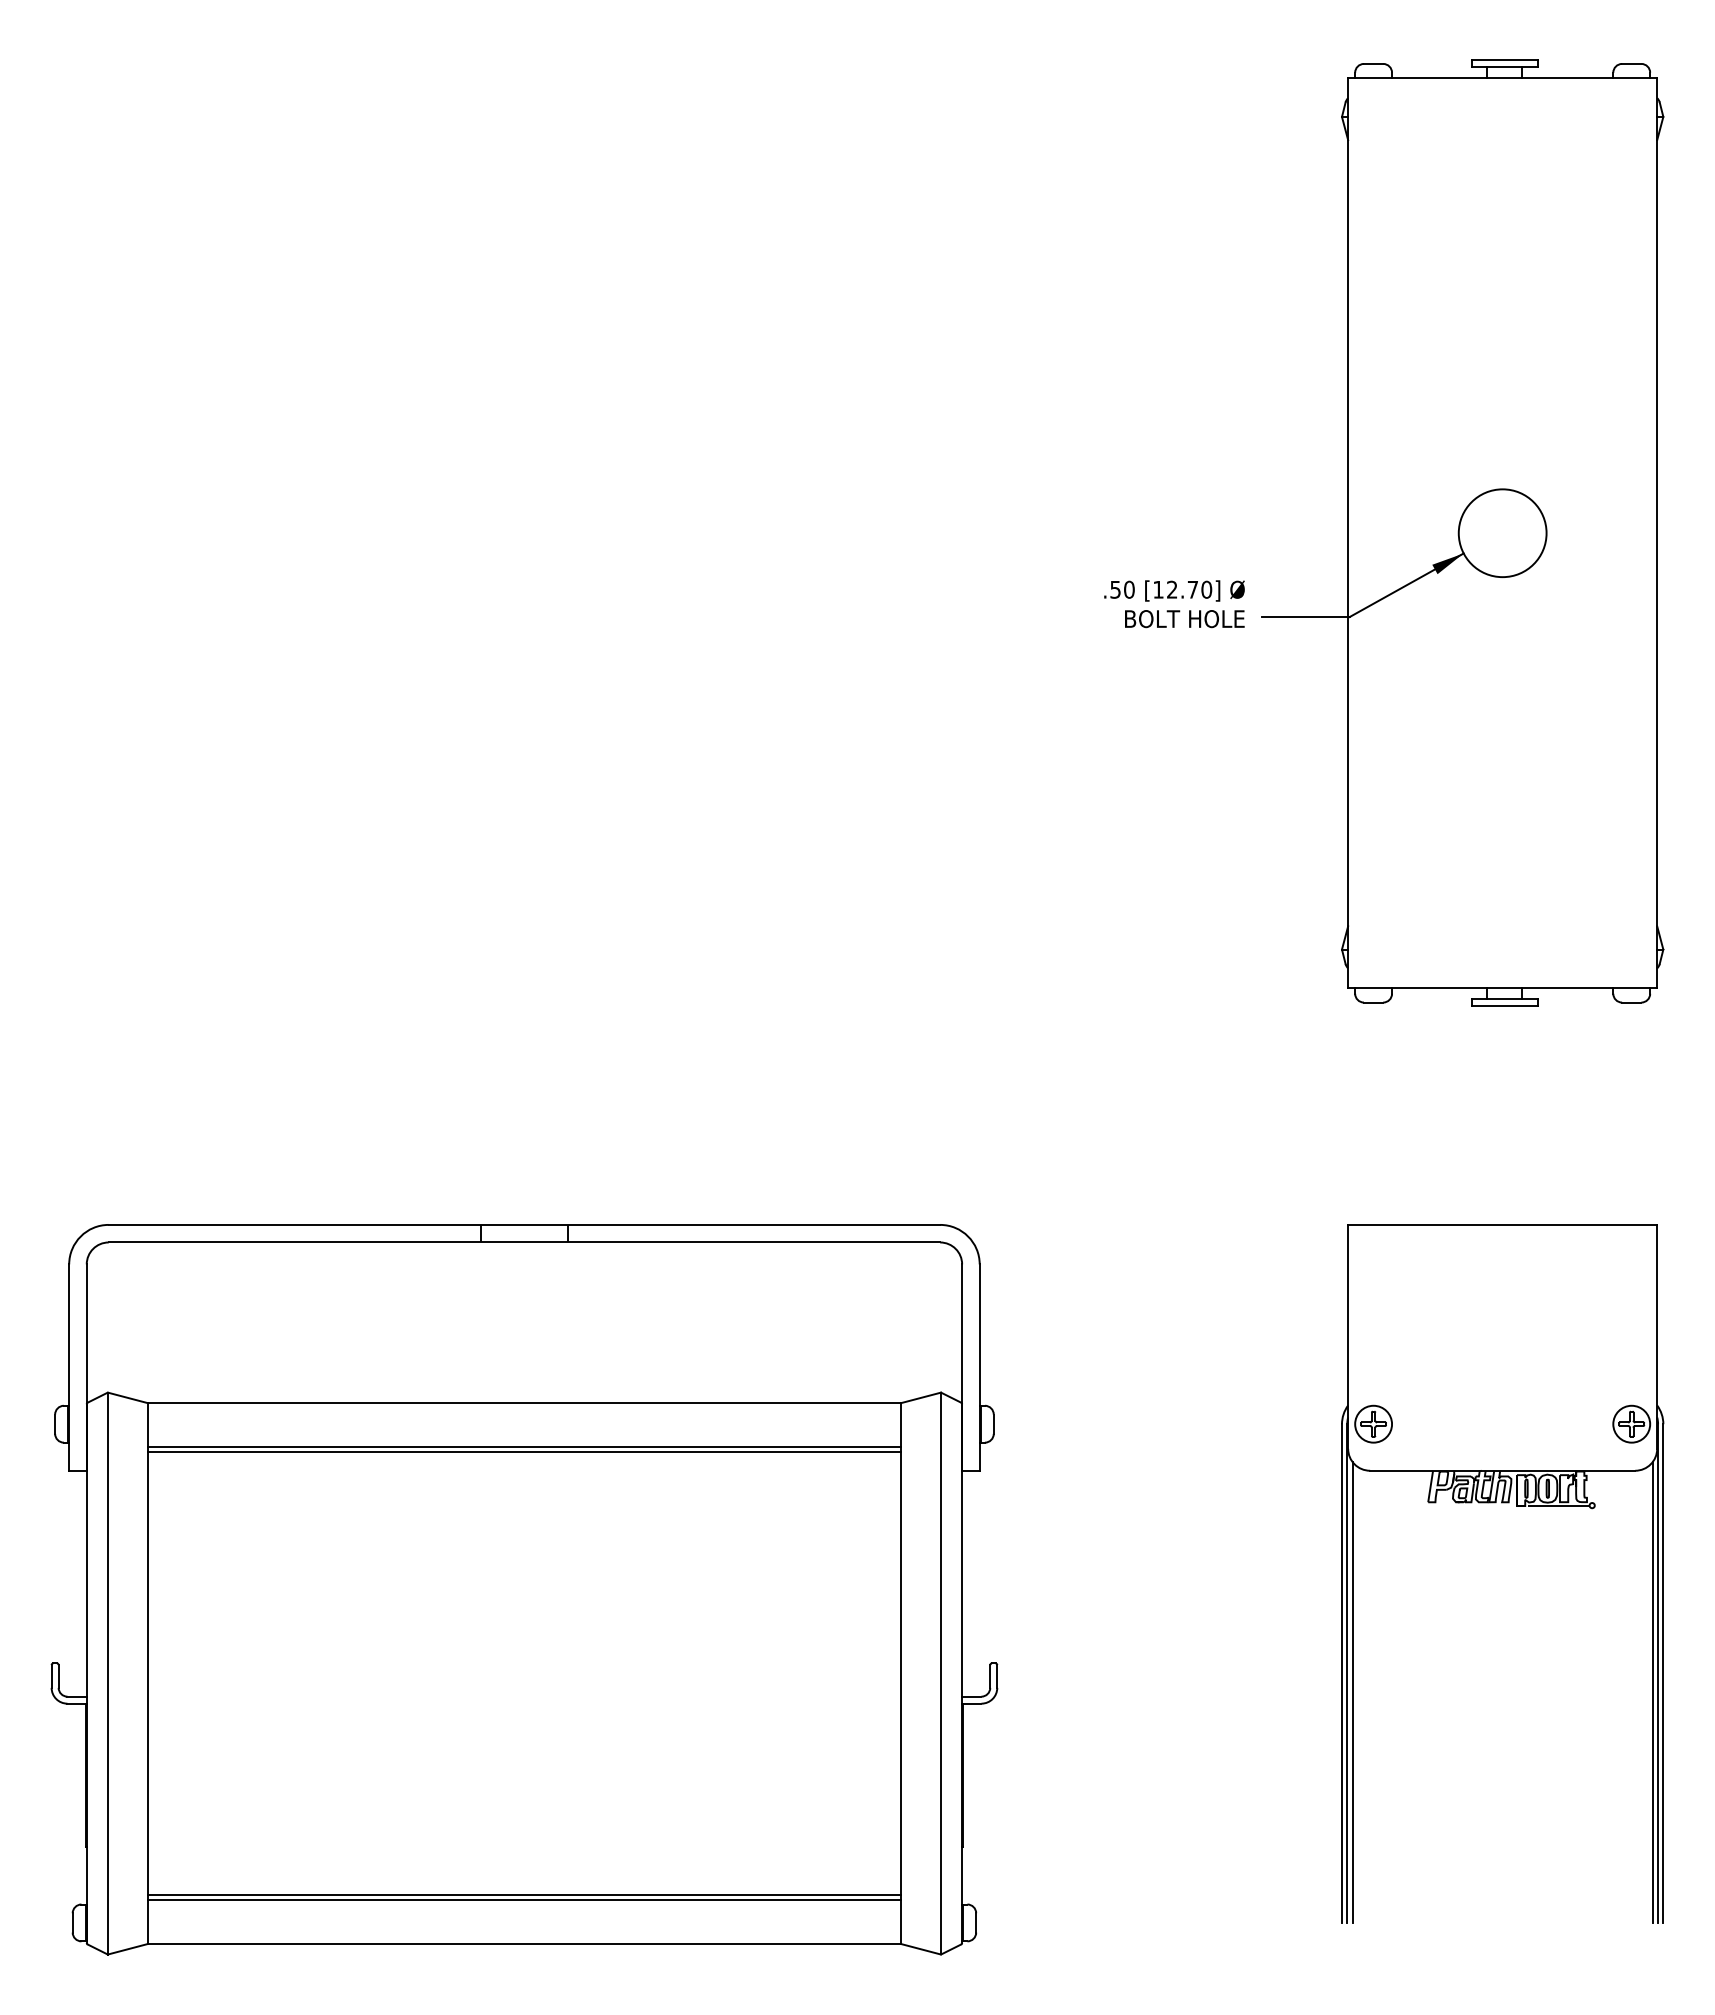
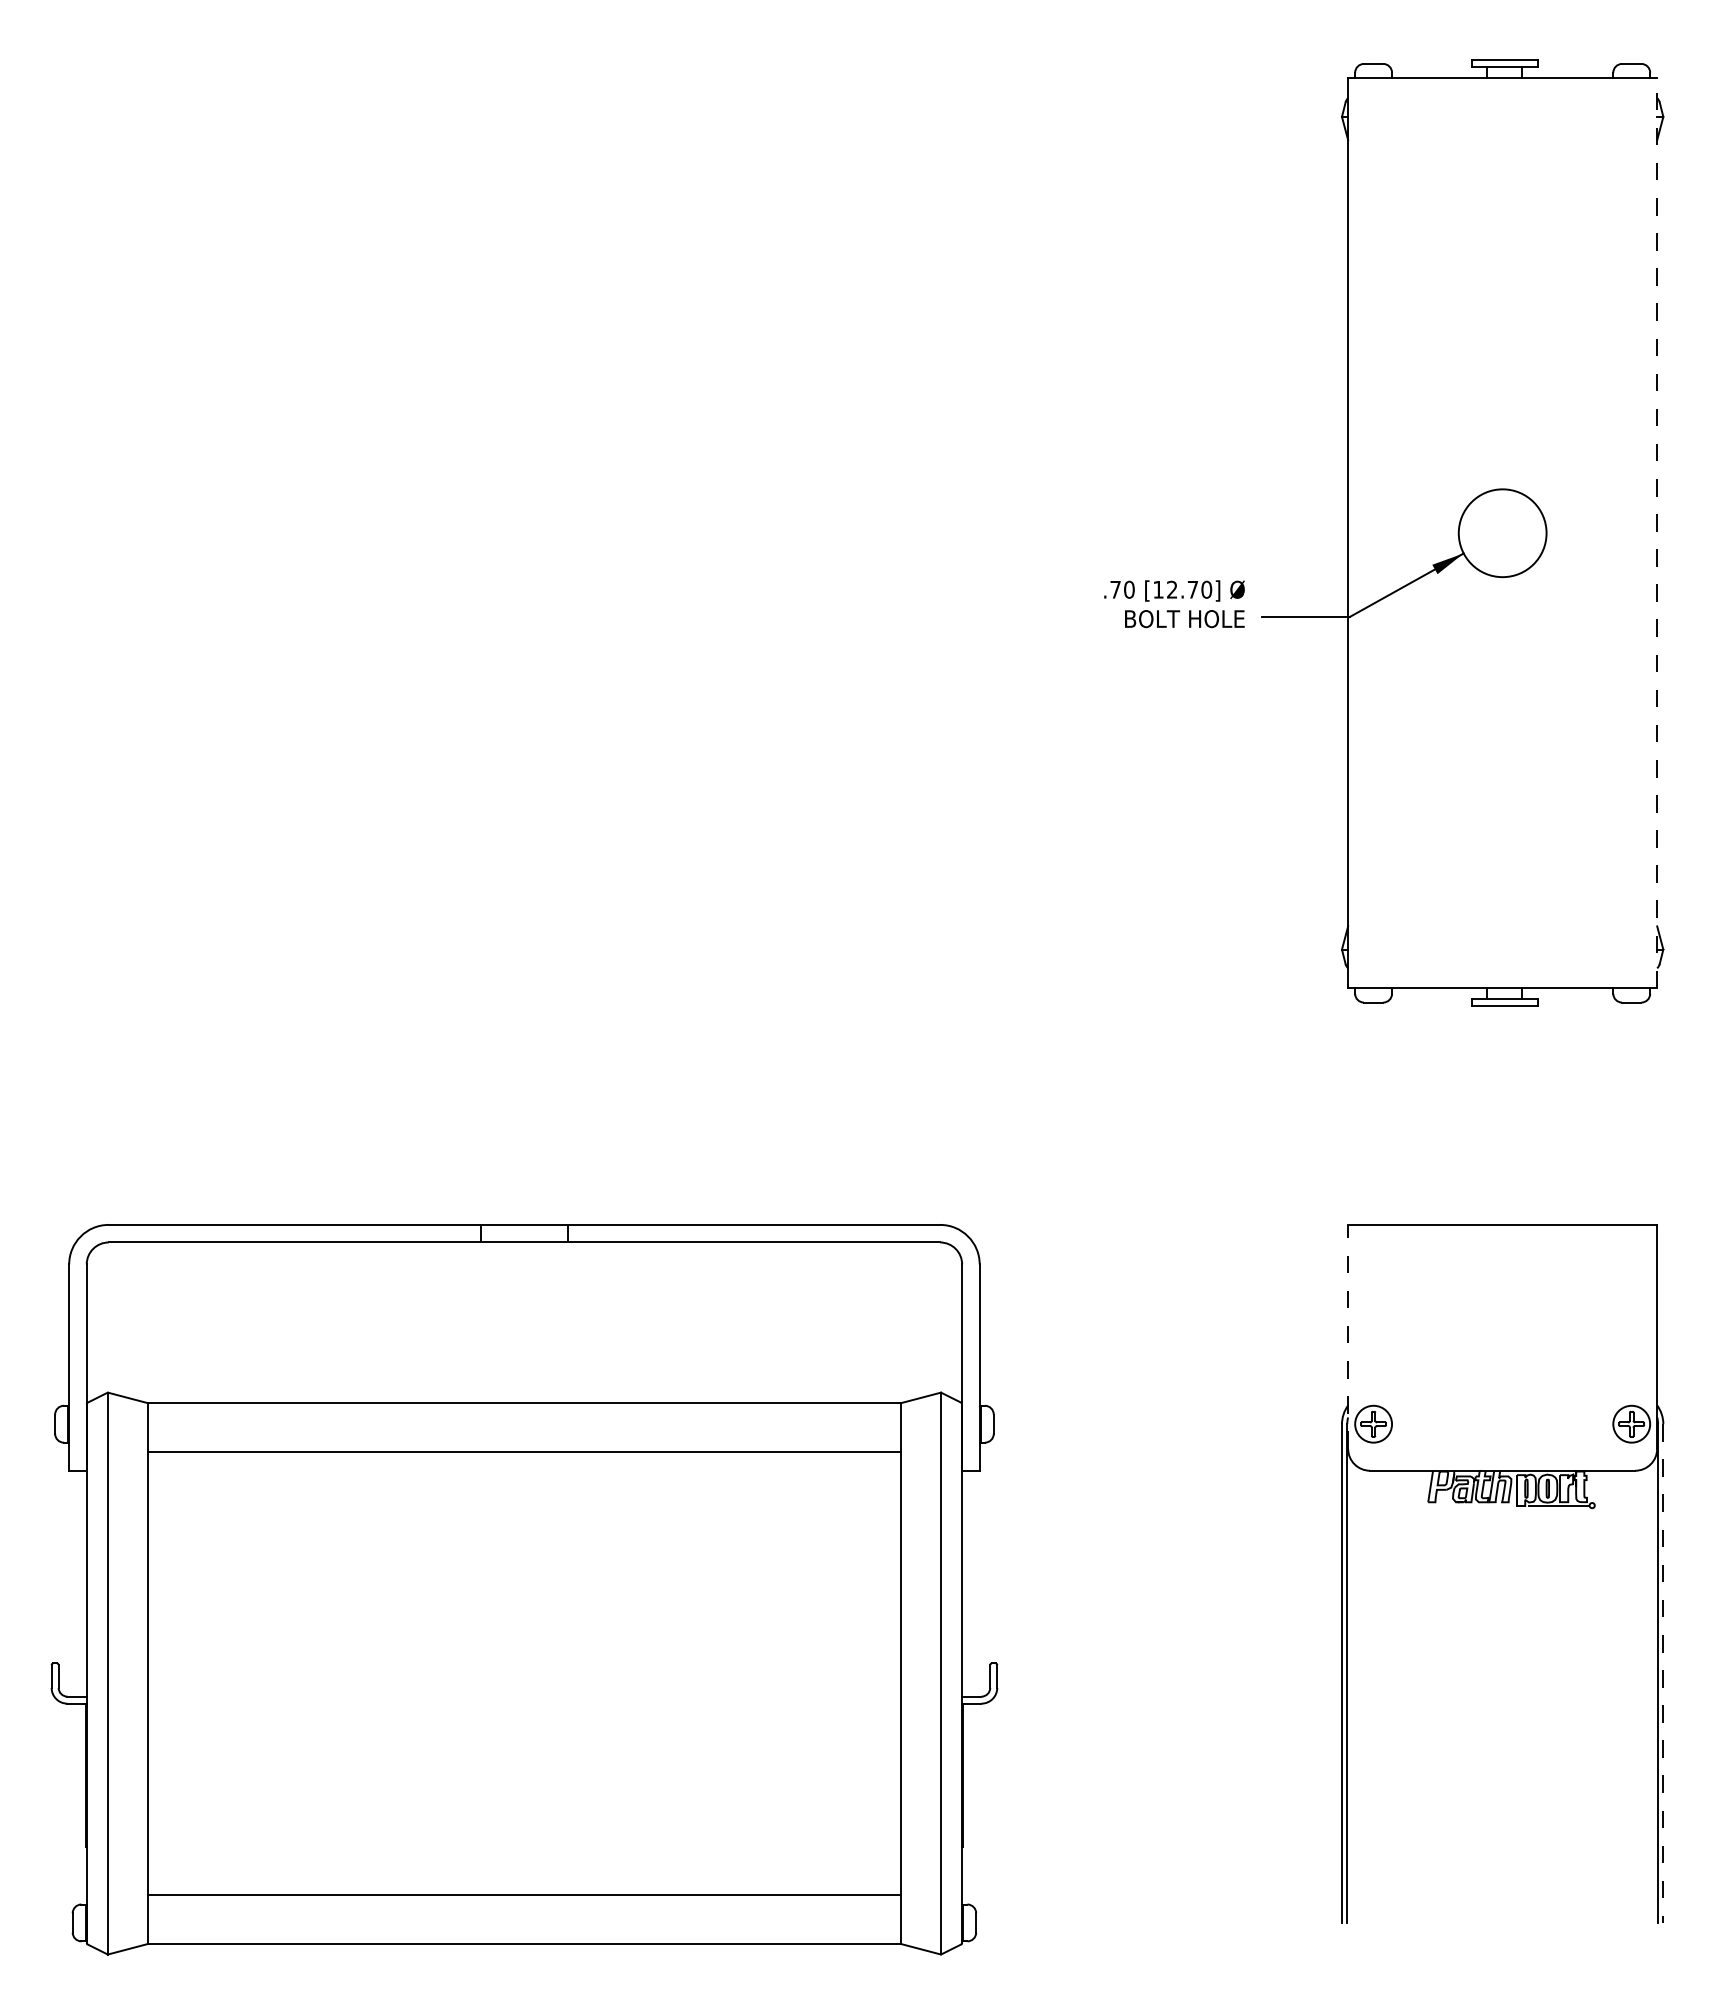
line: solid -> dashed (1657, 533)
text: .50 -> .70 (1115, 589)
line: solid -> dashed (1348, 1336)
line: present -> none (524, 1447)
line: solid -> dashed (1663, 1674)
line: present -> none (1352, 1691)
line: present -> none (1652, 1691)
line: present -> none (524, 1900)
